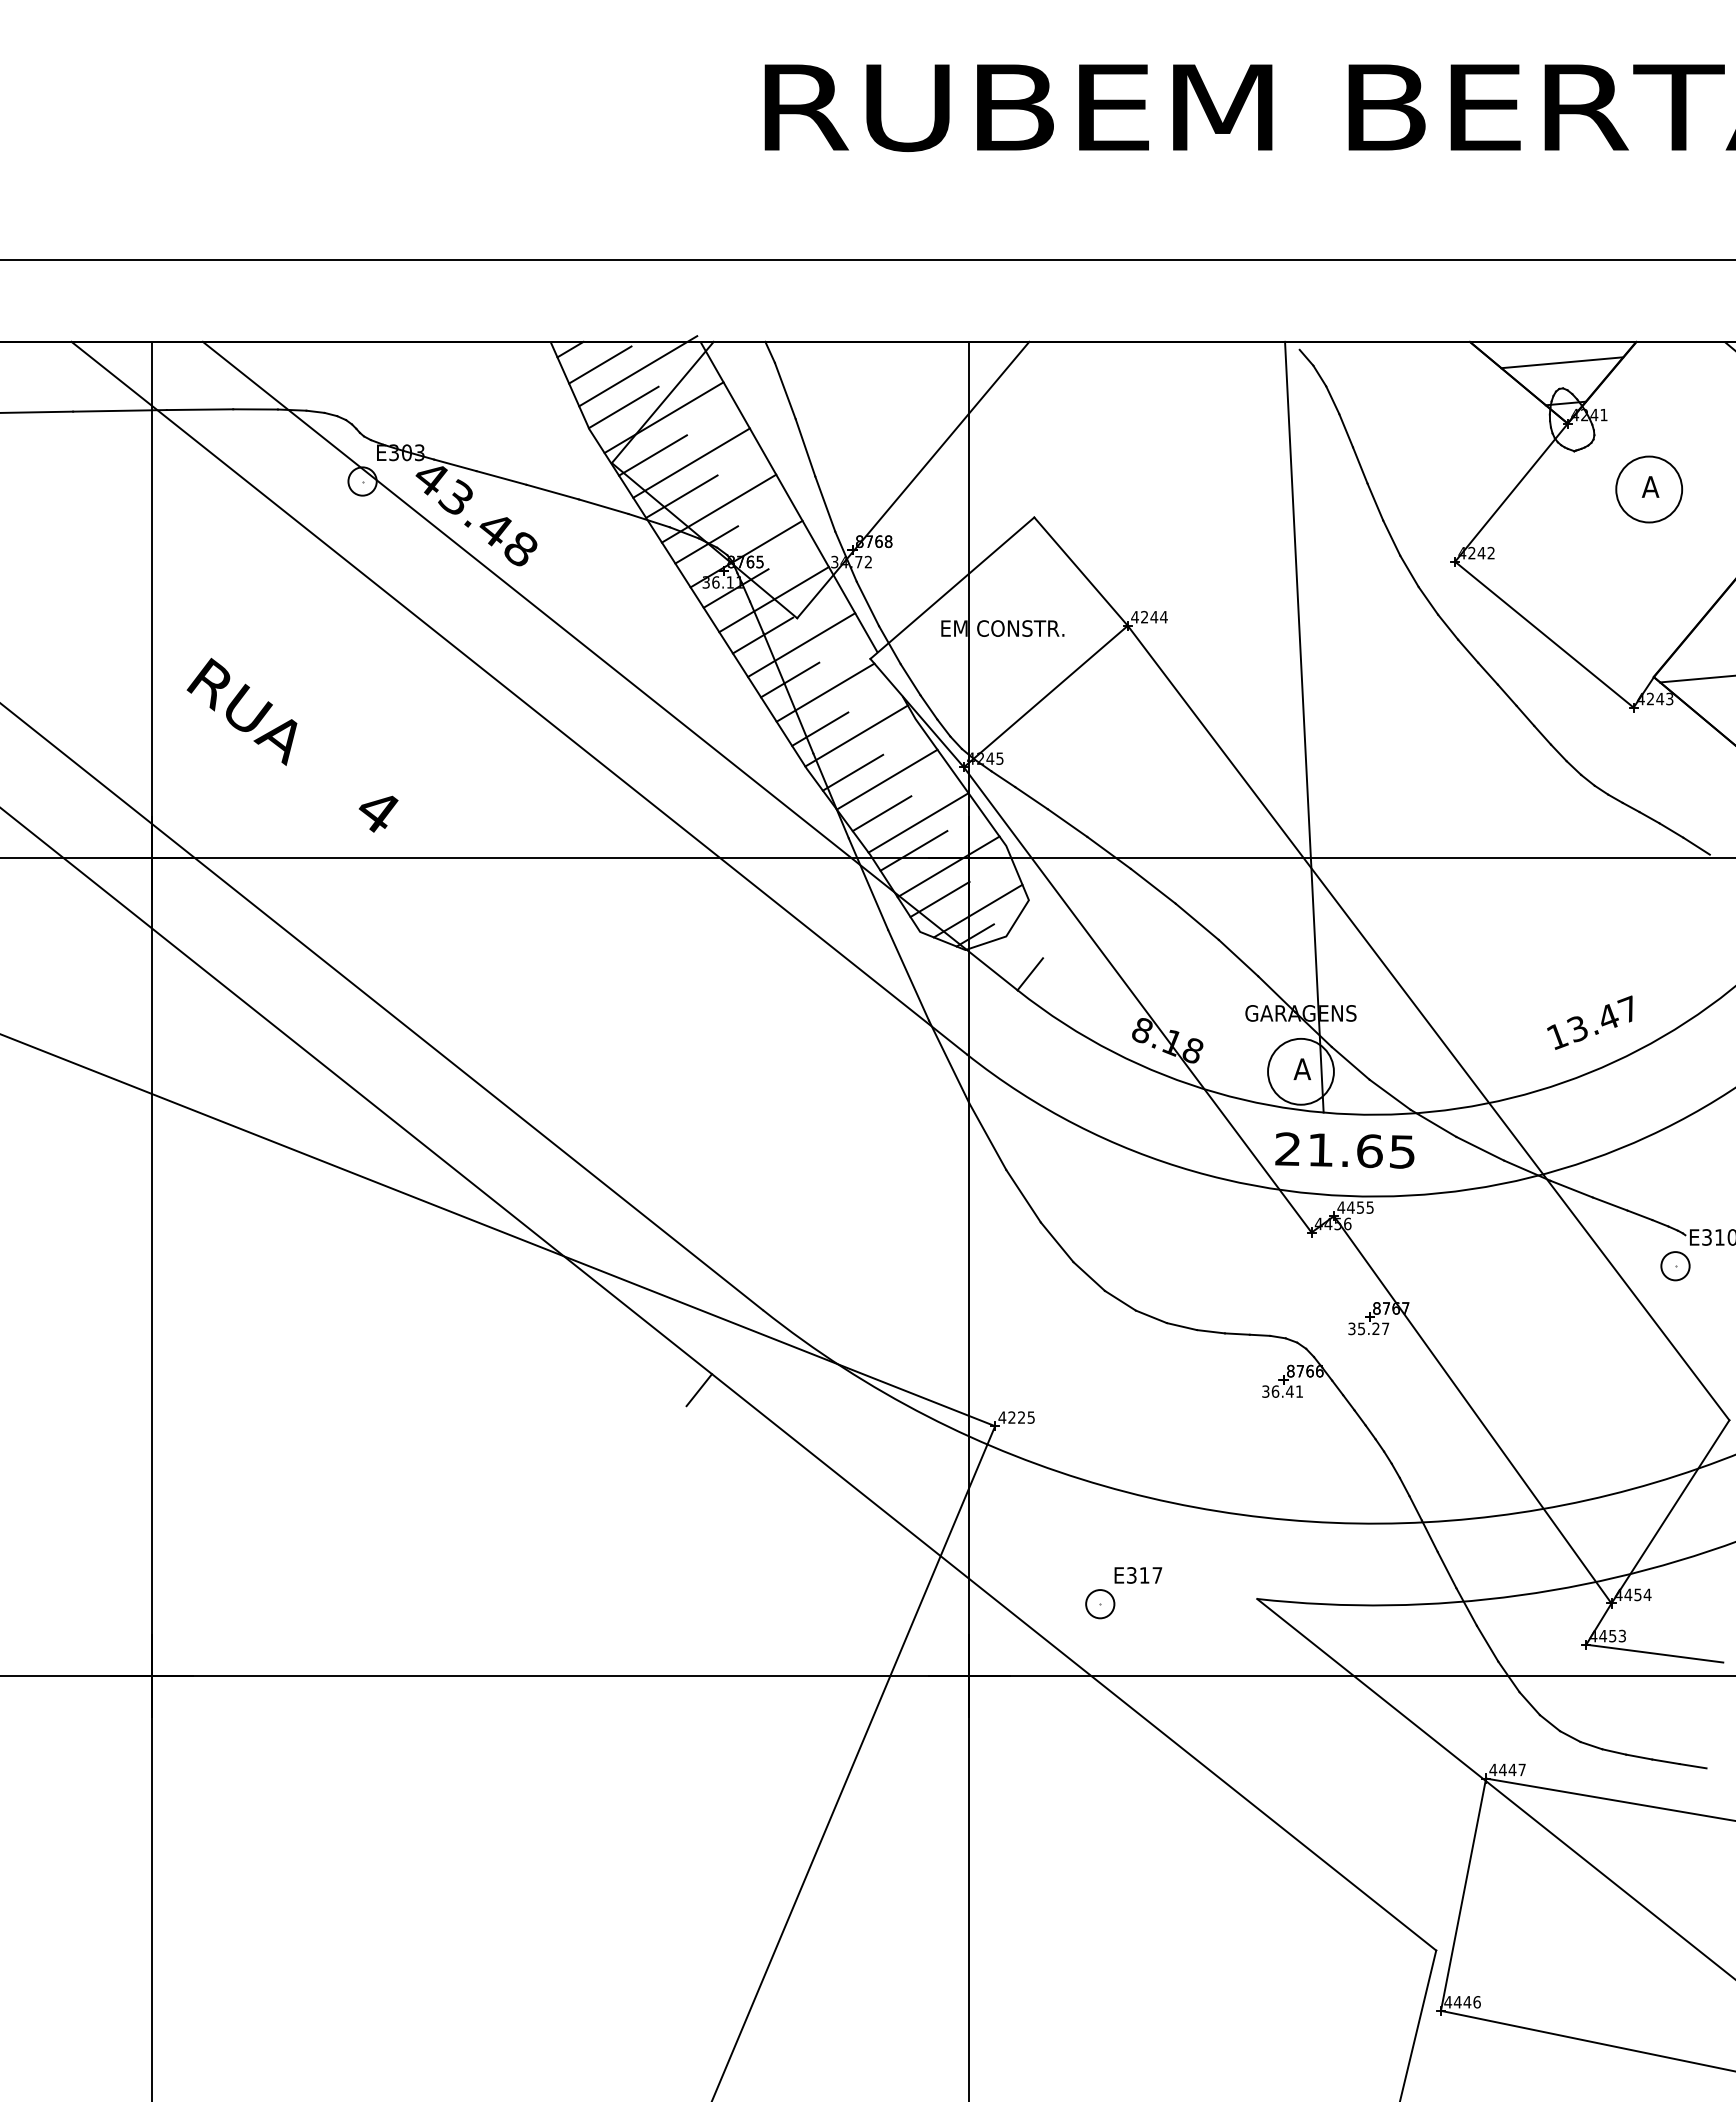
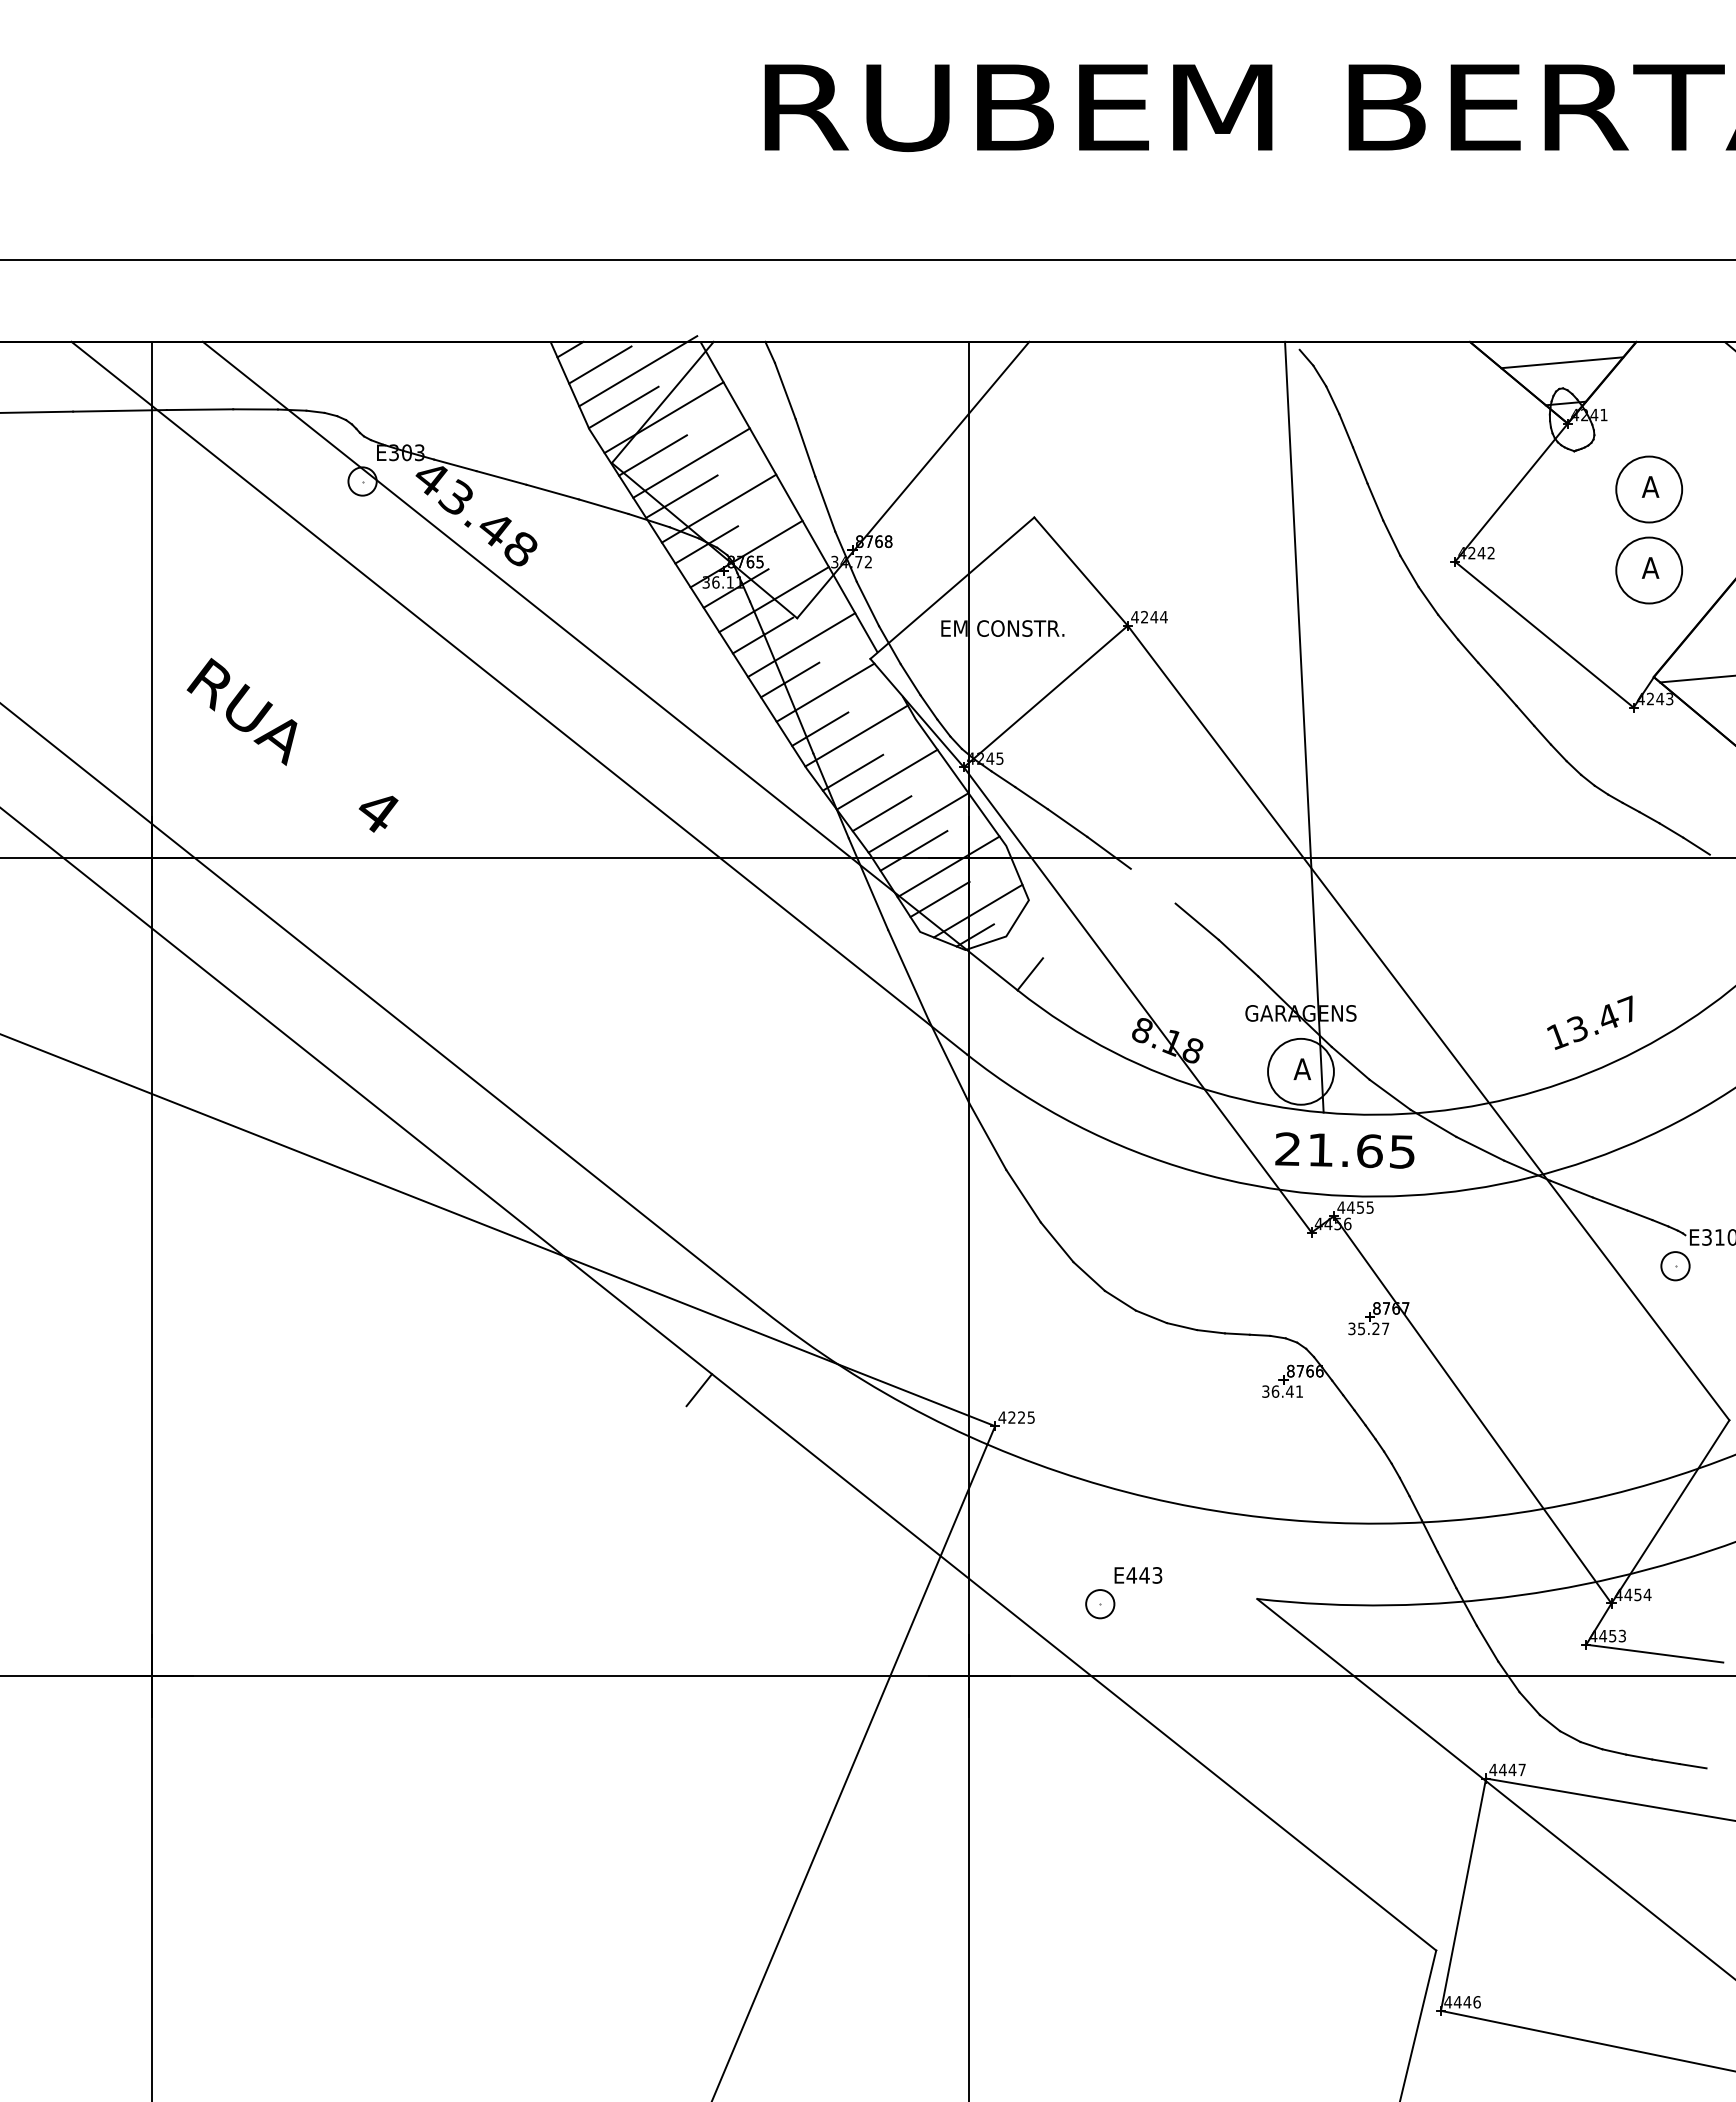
part: none -> present (1649, 570)
line: present -> none (1152, 885)
text: E317 -> E443 (1144, 1575)
